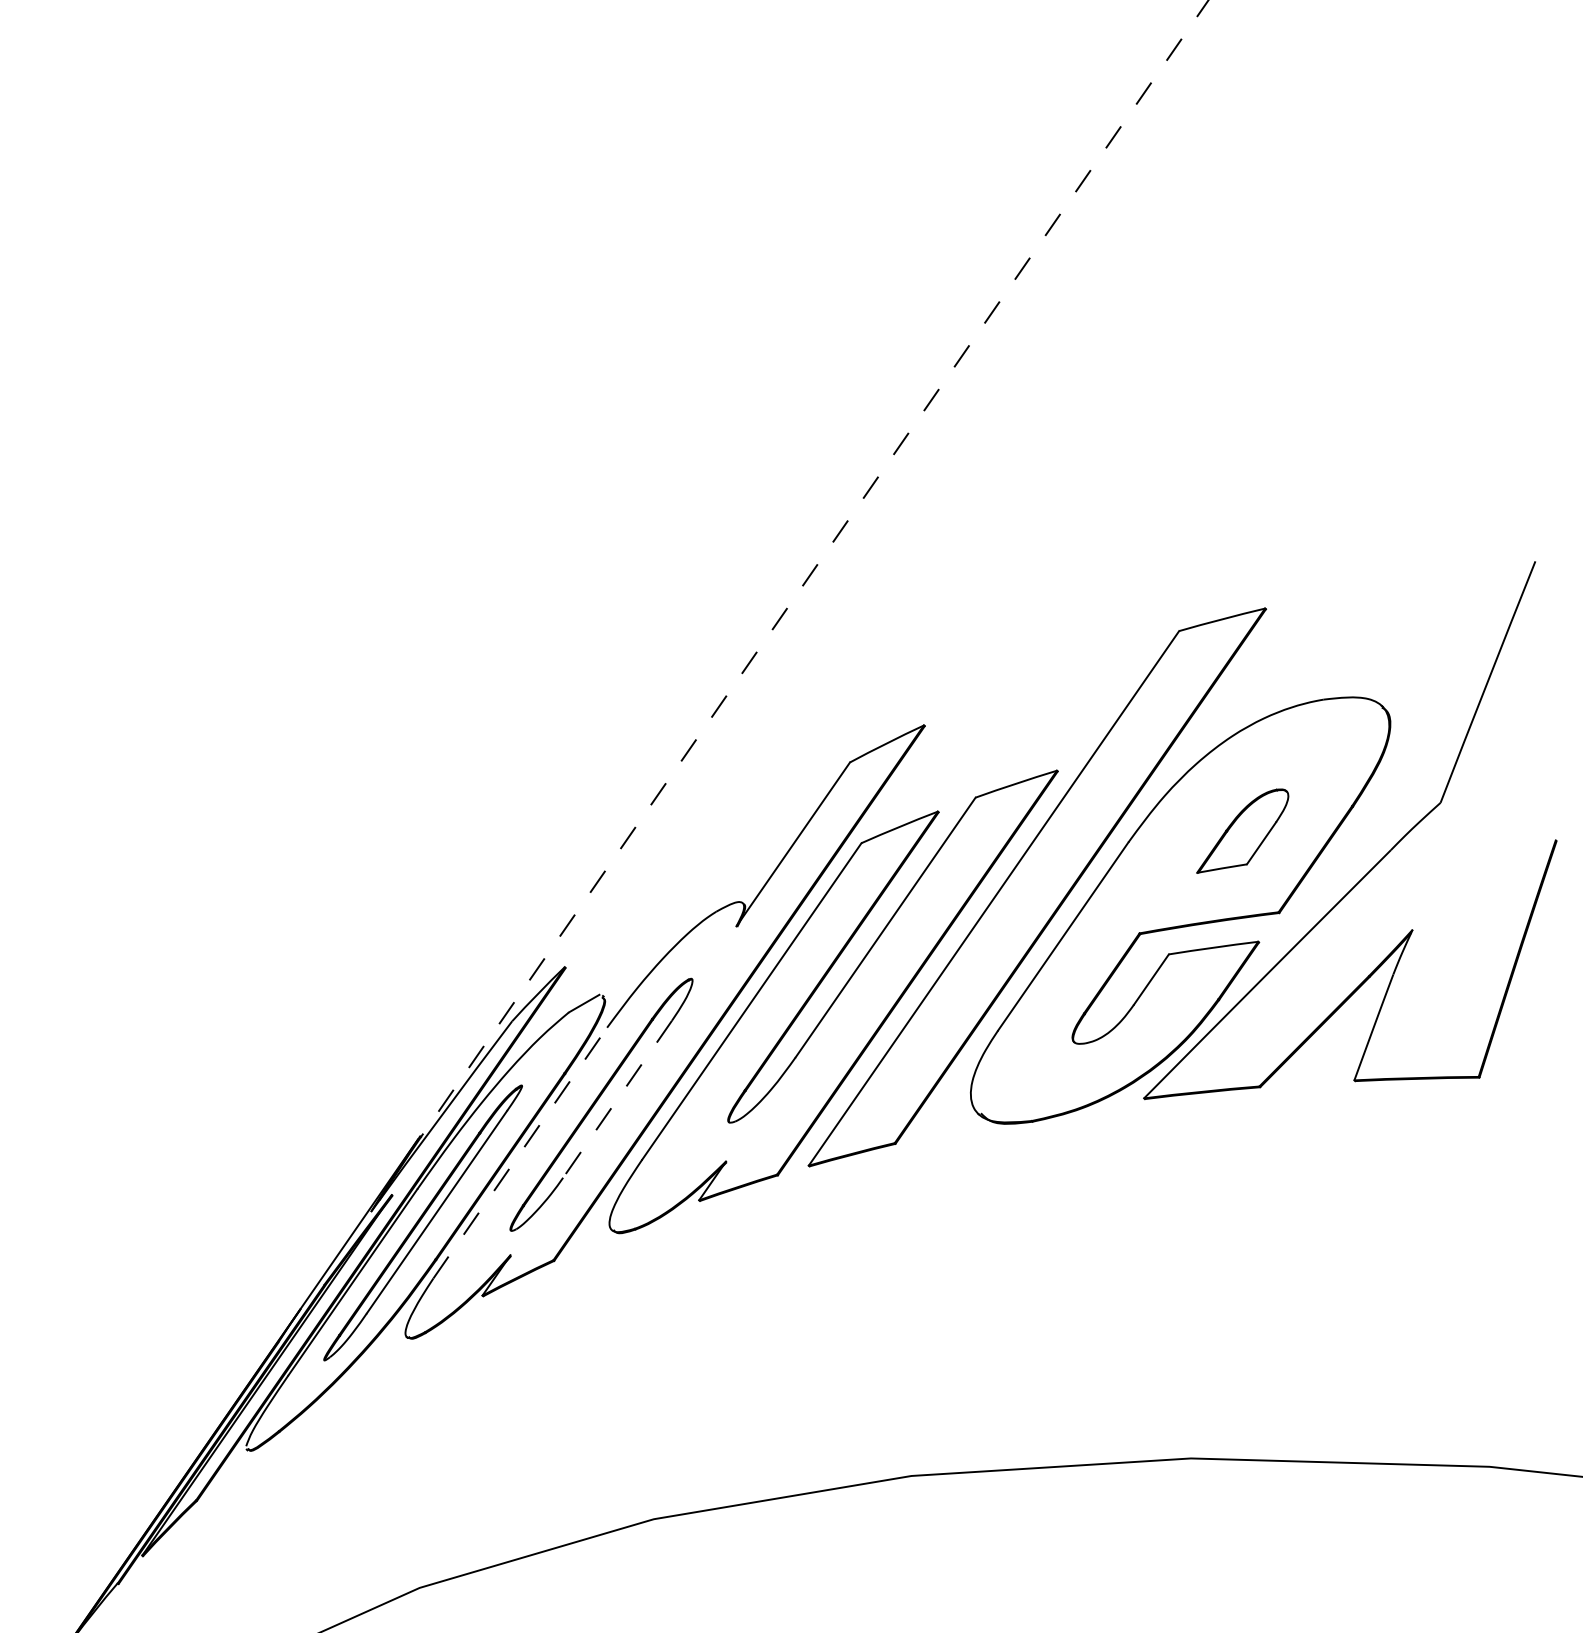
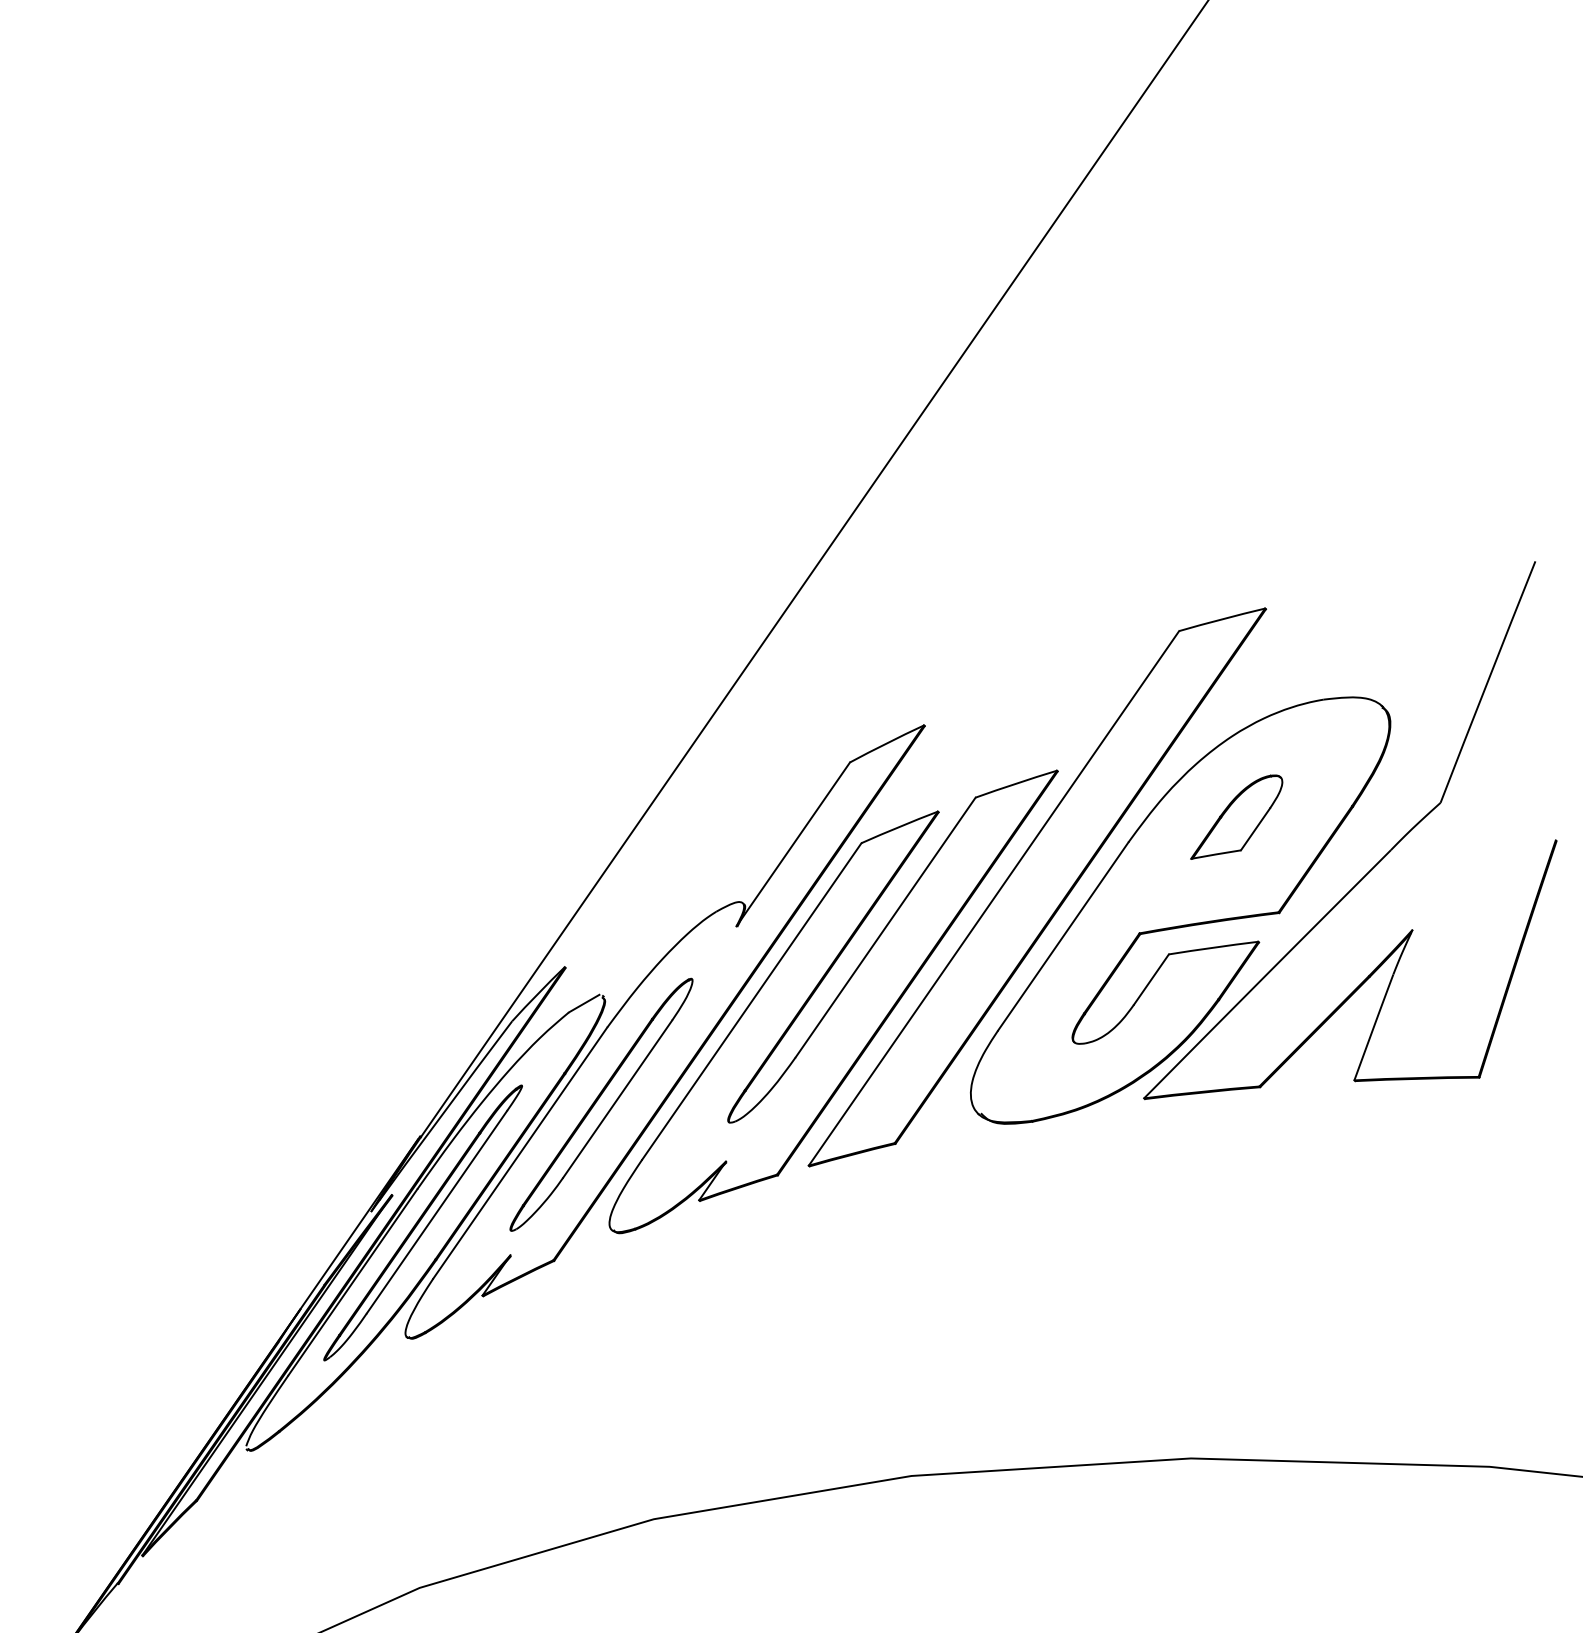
line: dashed -> solid (814, 569)
part position: (1242, 830) -> (1236, 816) (1236, 816)
line: dashed -> solid (617, 1099)
line: dashed -> solid (520, 1153)
